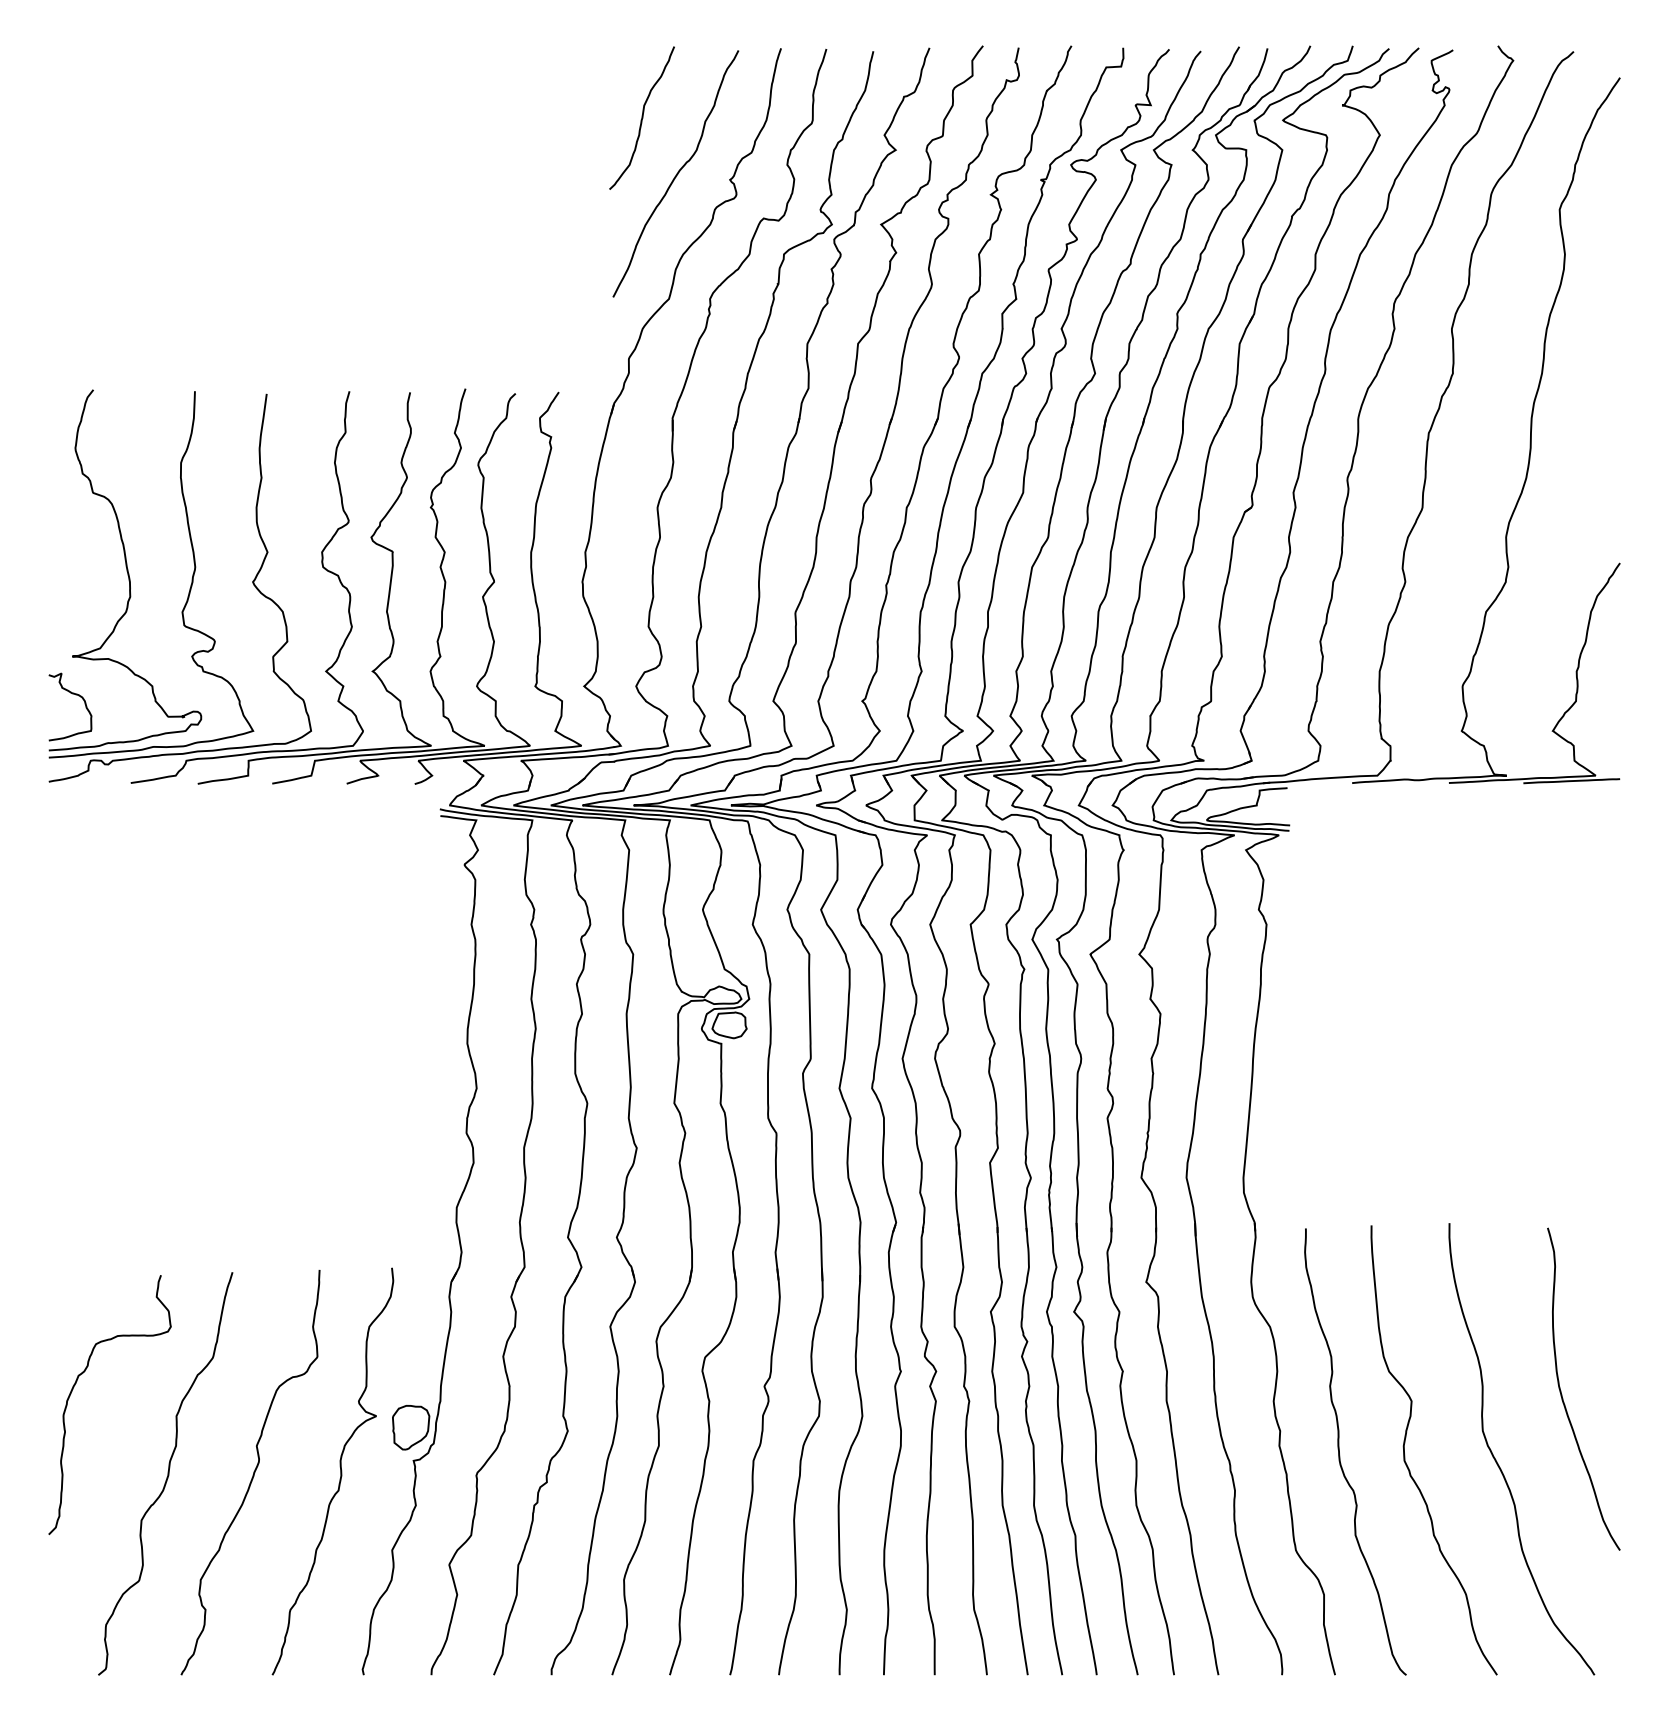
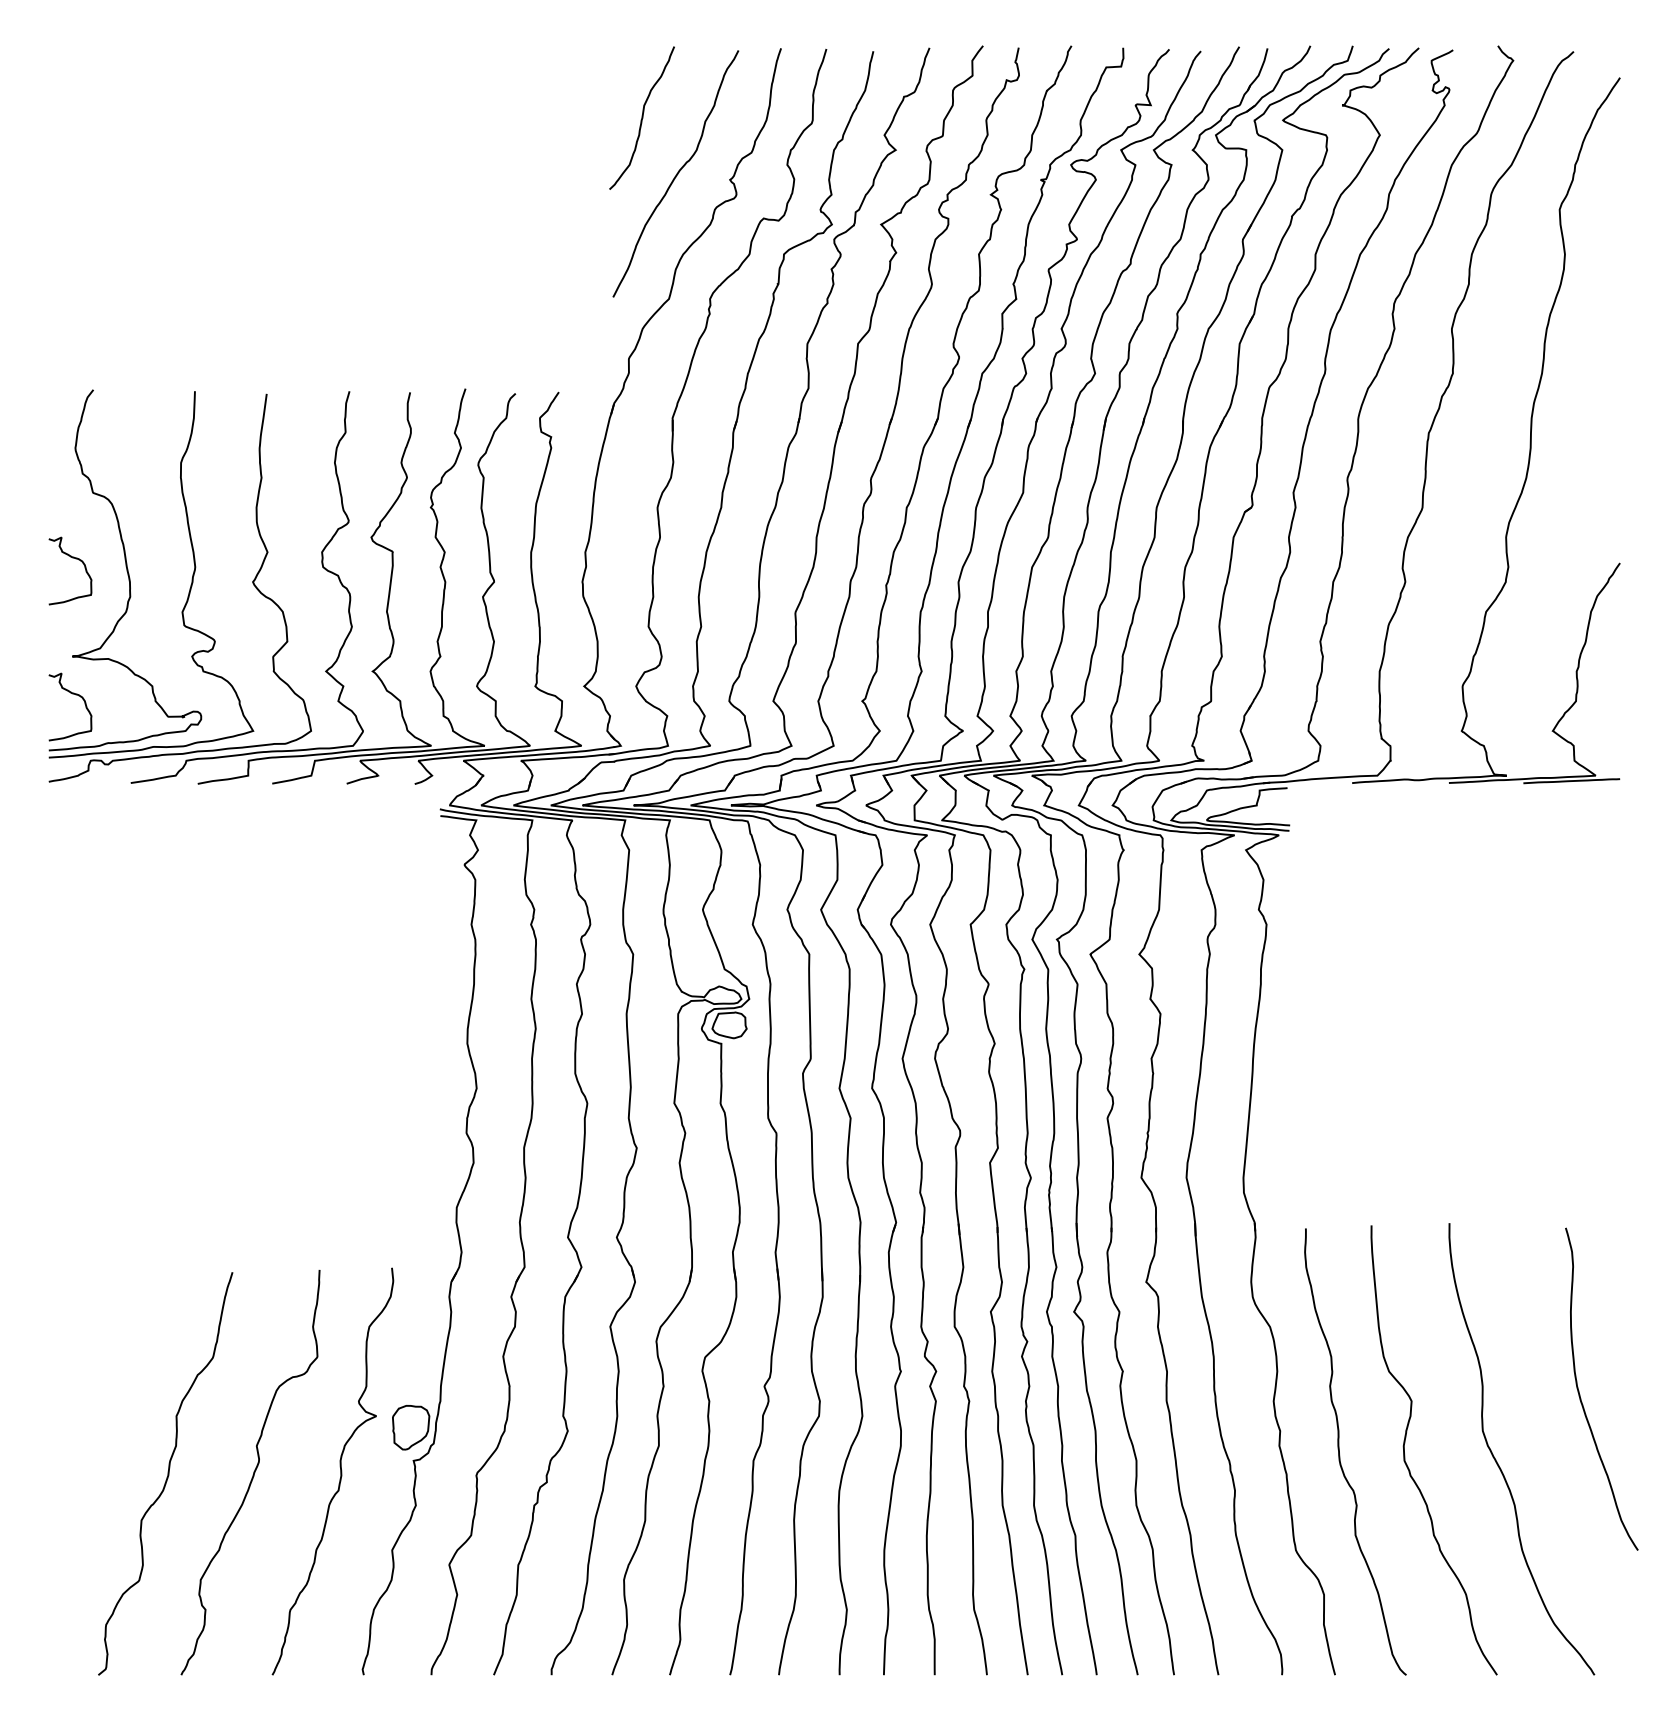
curve: none -> present (75, 559)
curve: present -> none (74, 1387)
curve position: (1562, 1394) -> (1580, 1394) (1580, 1394)
